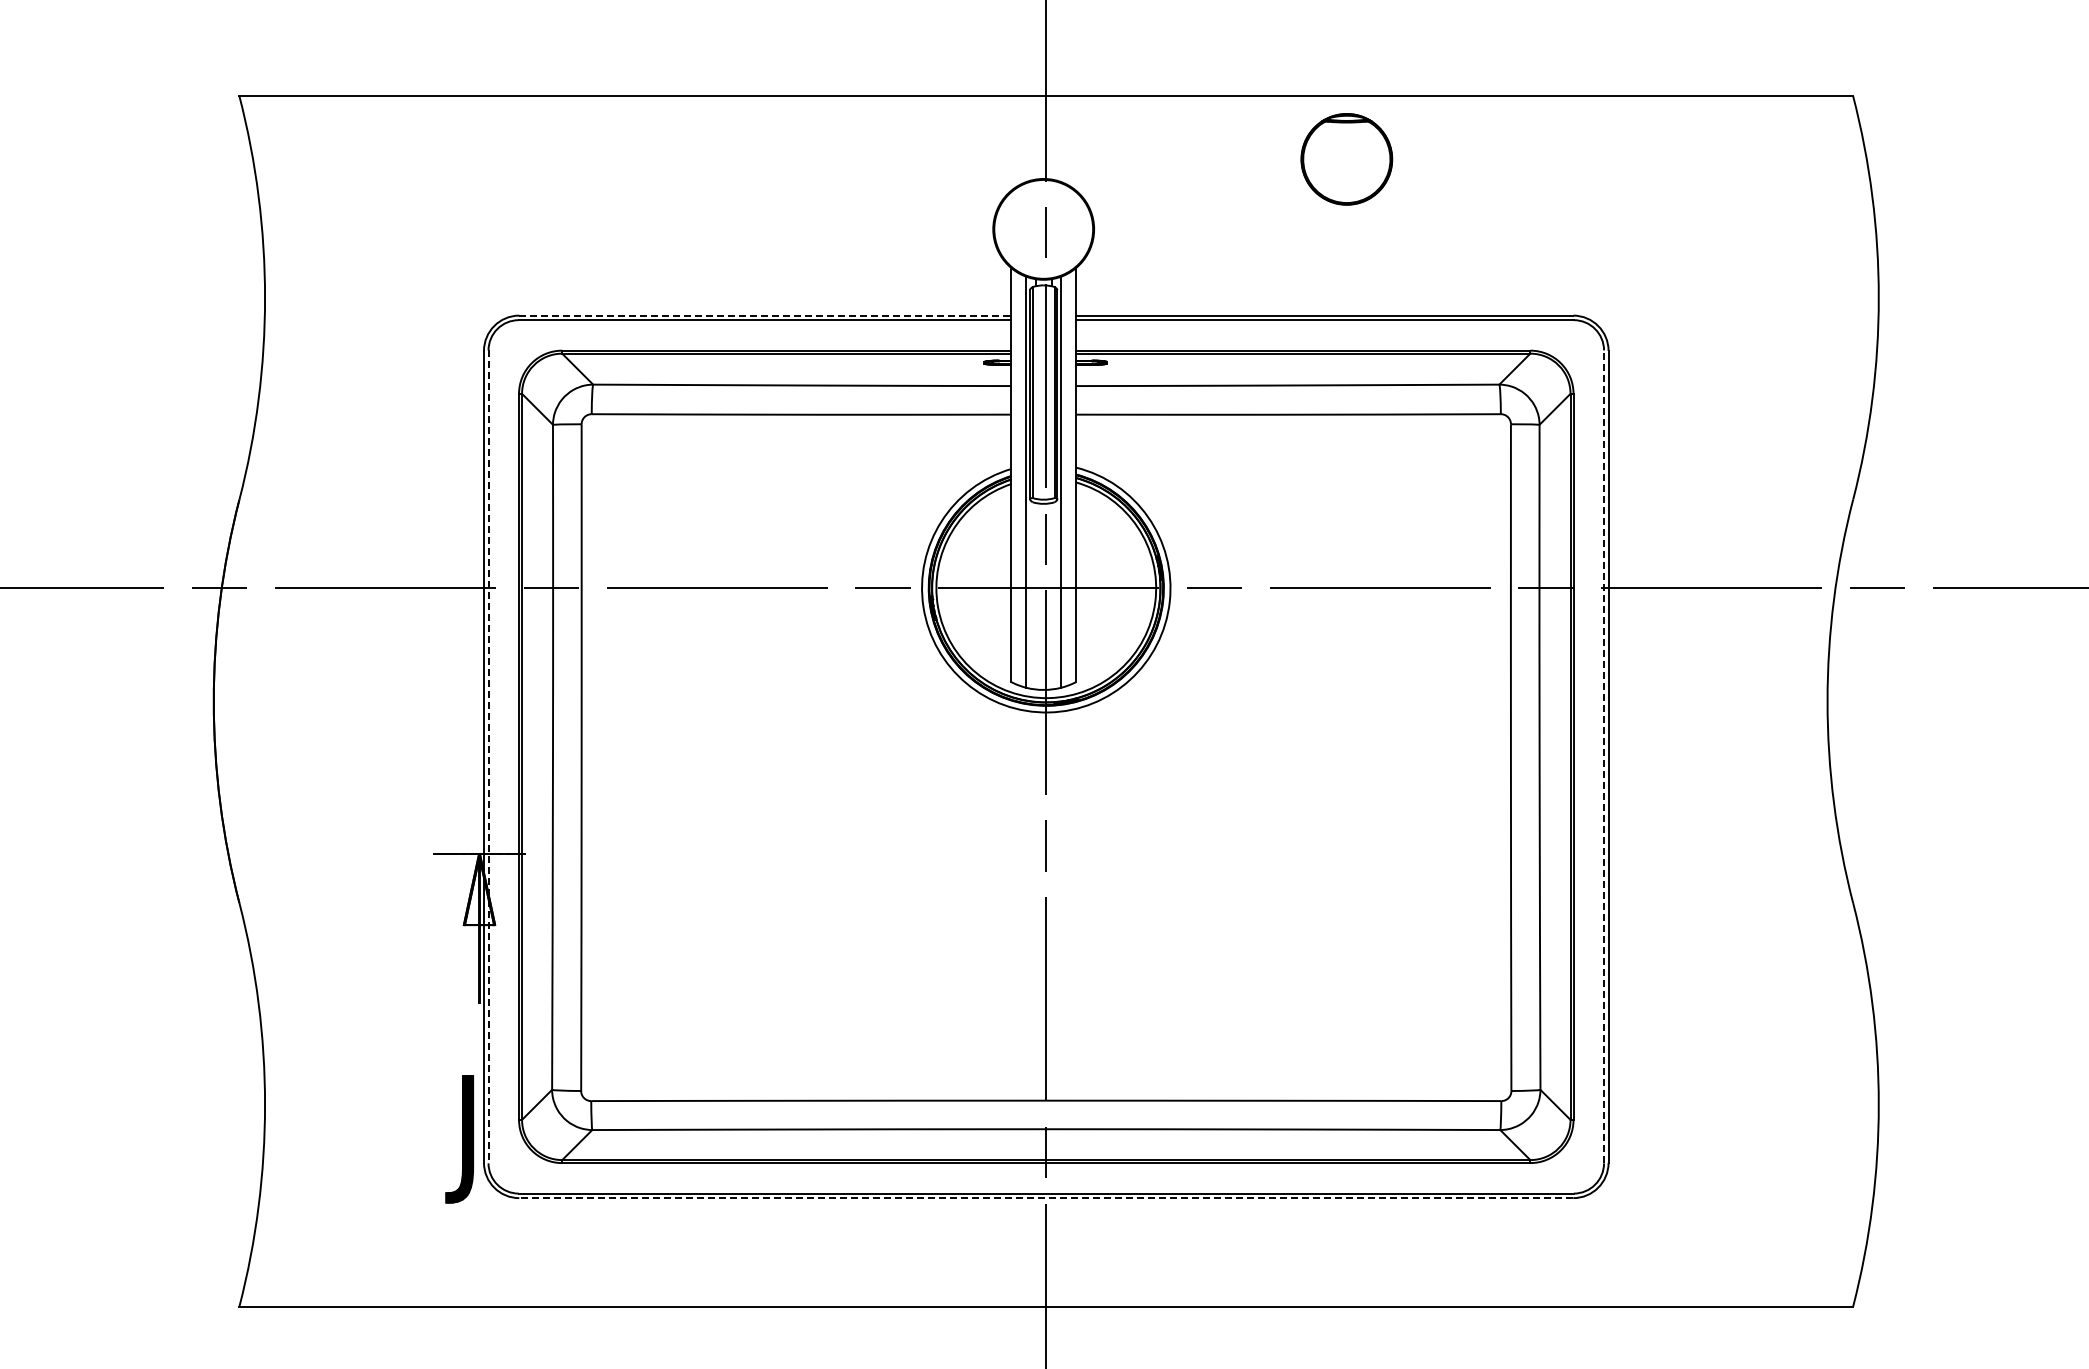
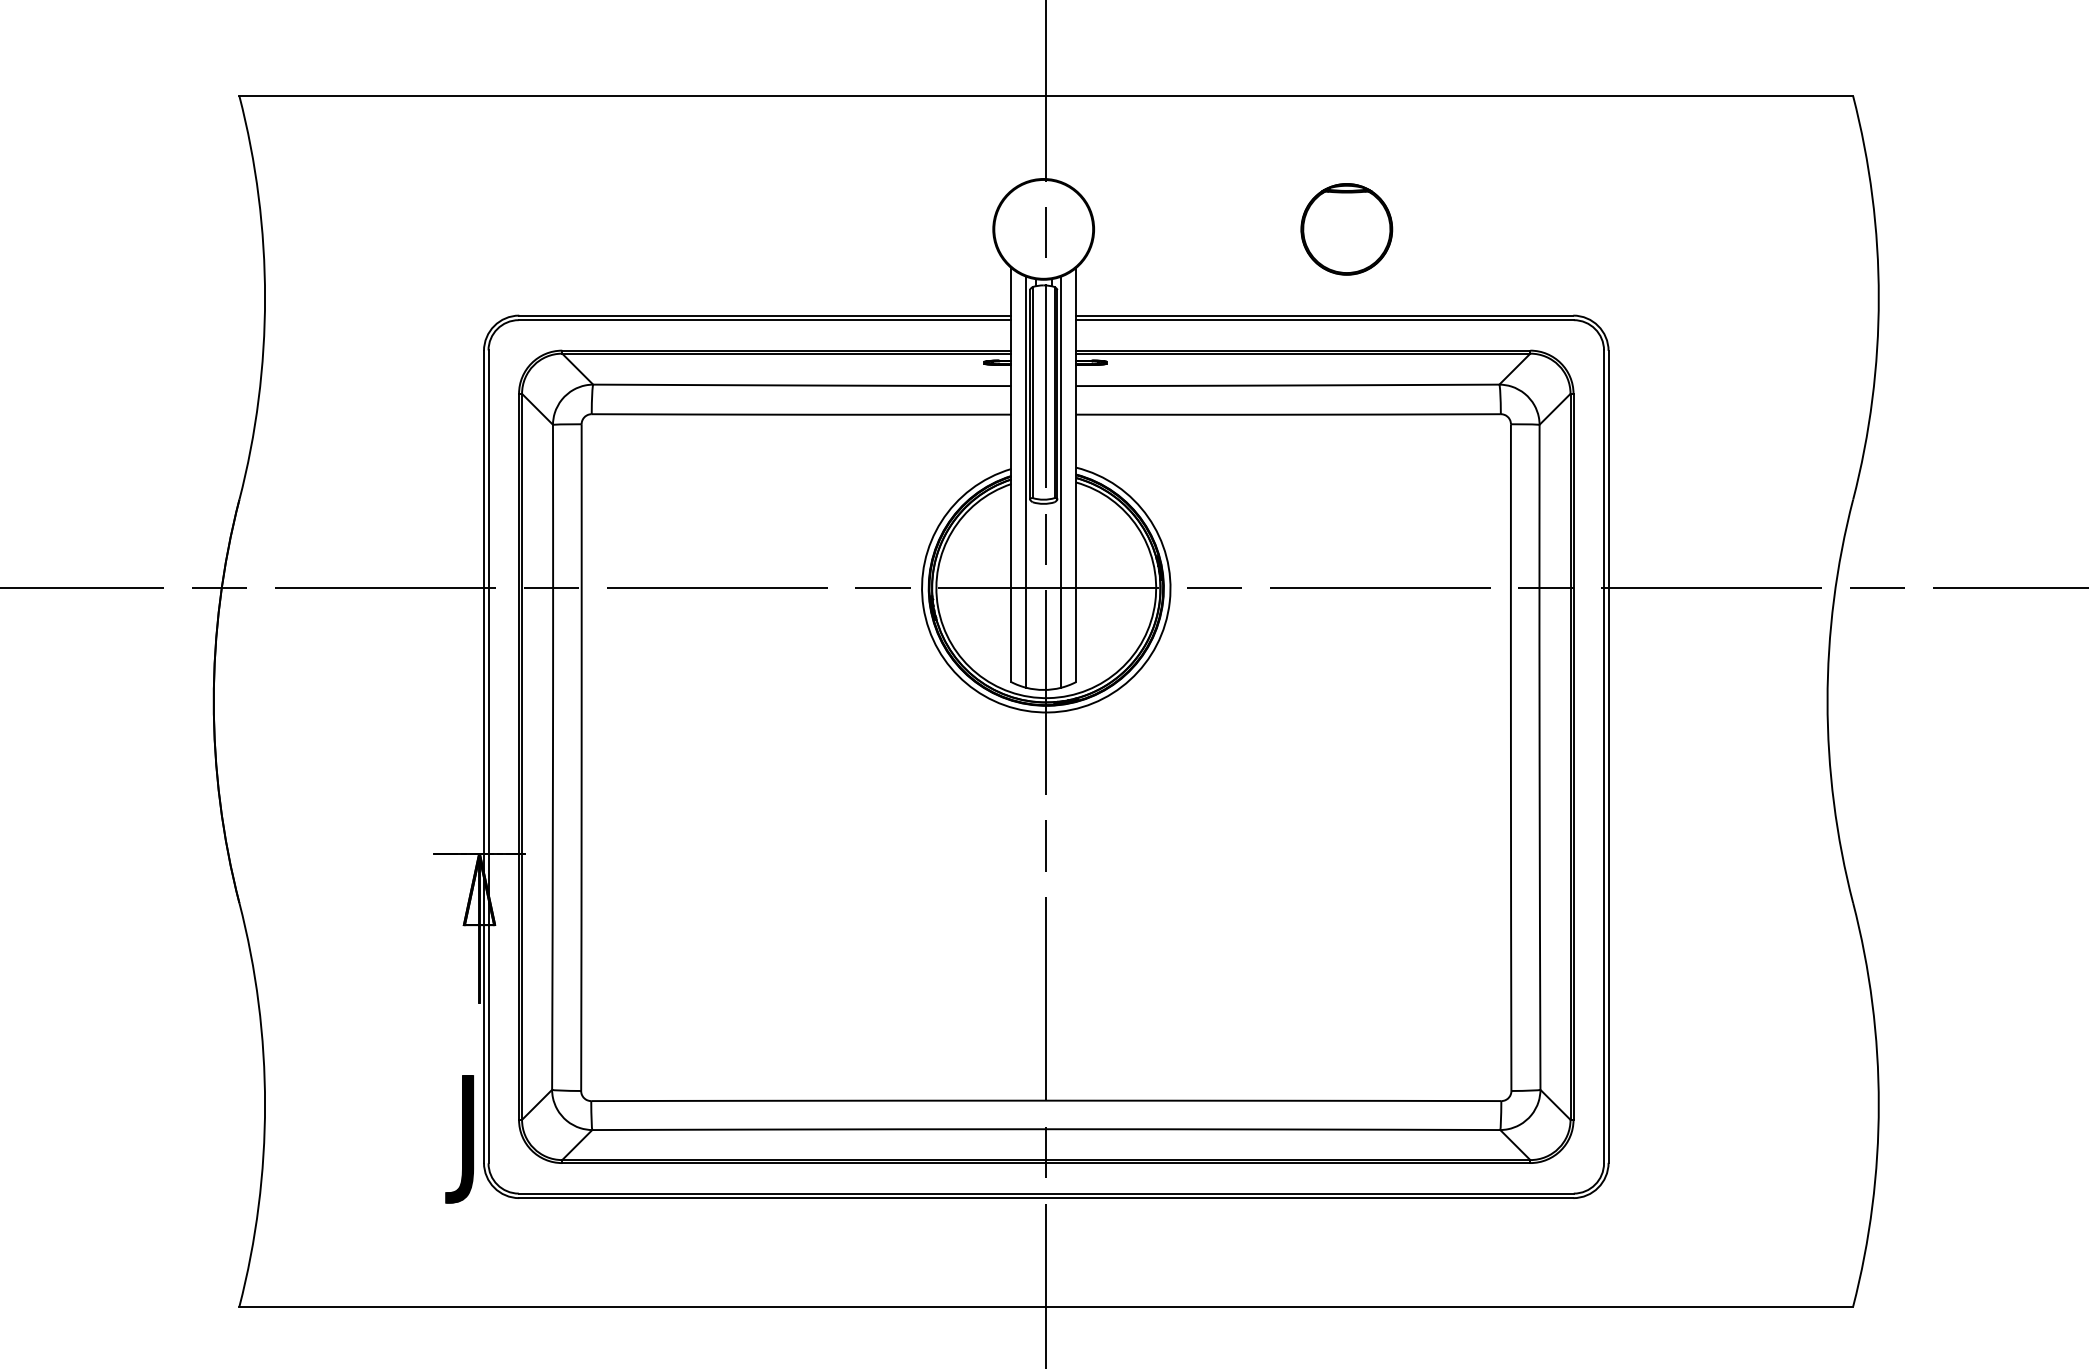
part position: (1346, 159) -> (1346, 229) (1346, 229)
line: dashed -> solid (765, 315)
line: dashed -> solid (1604, 756)
line: dashed -> solid (488, 757)
line: dashed -> solid (1046, 1198)
